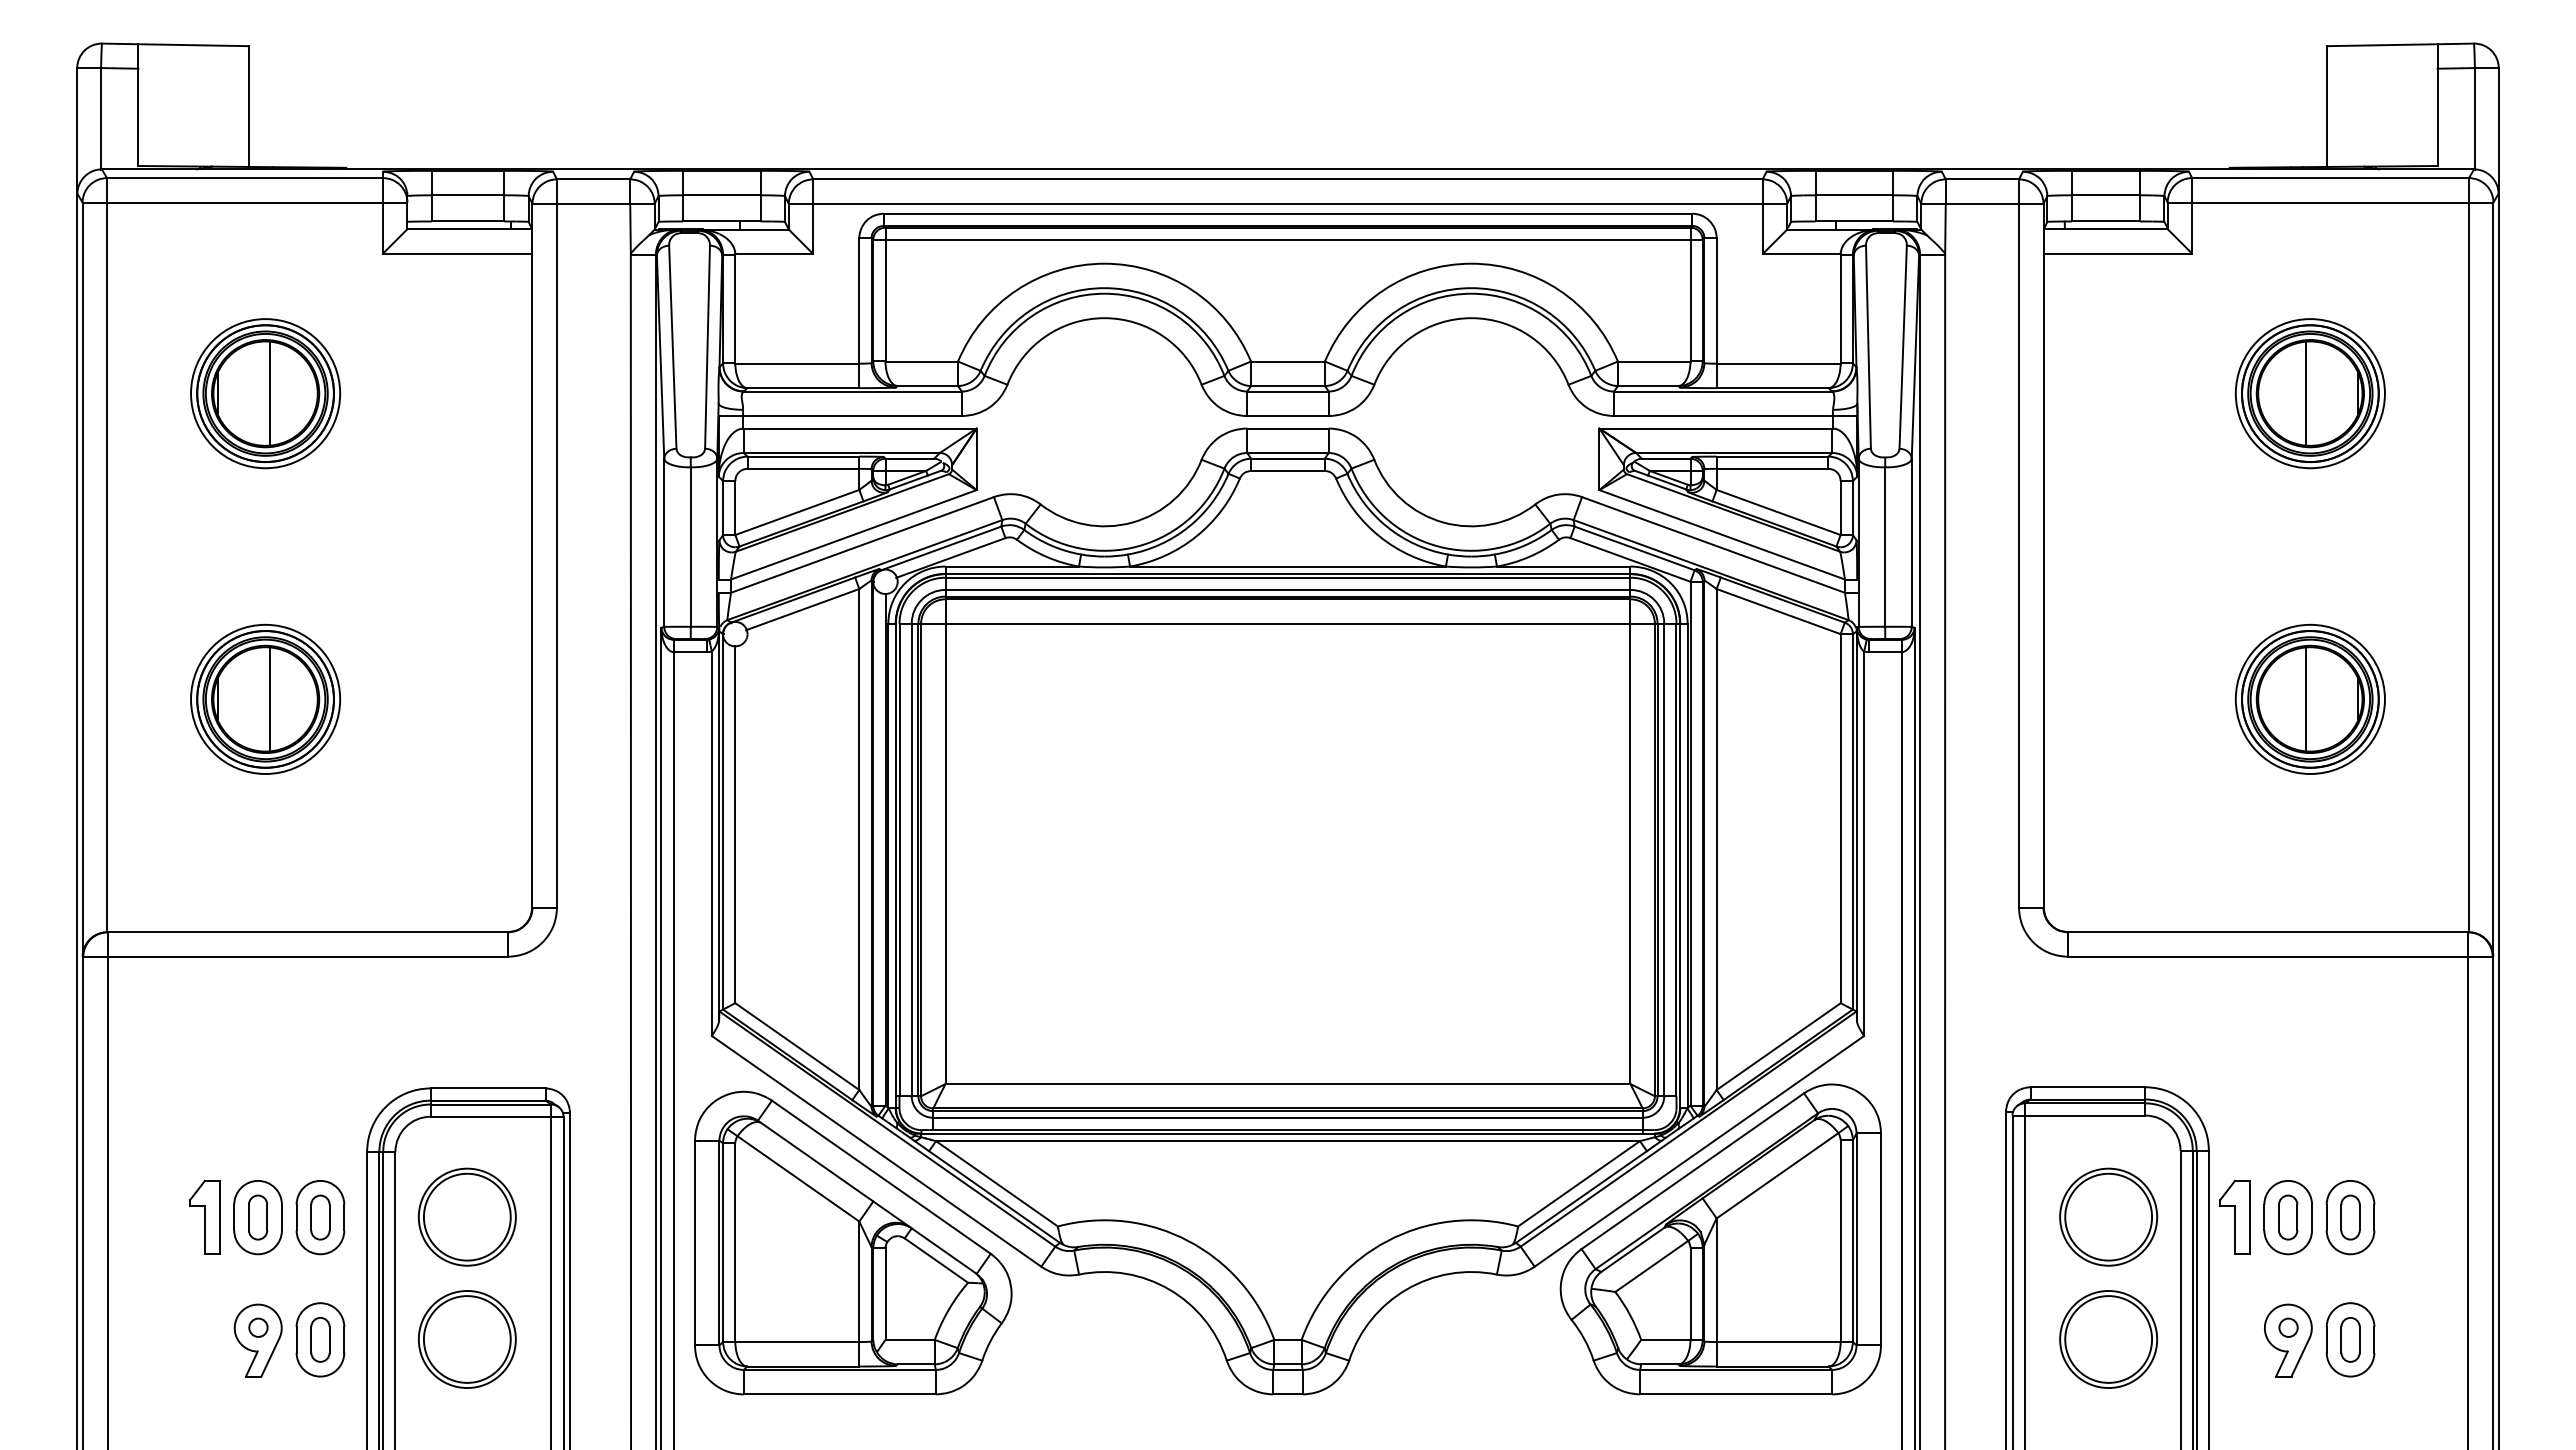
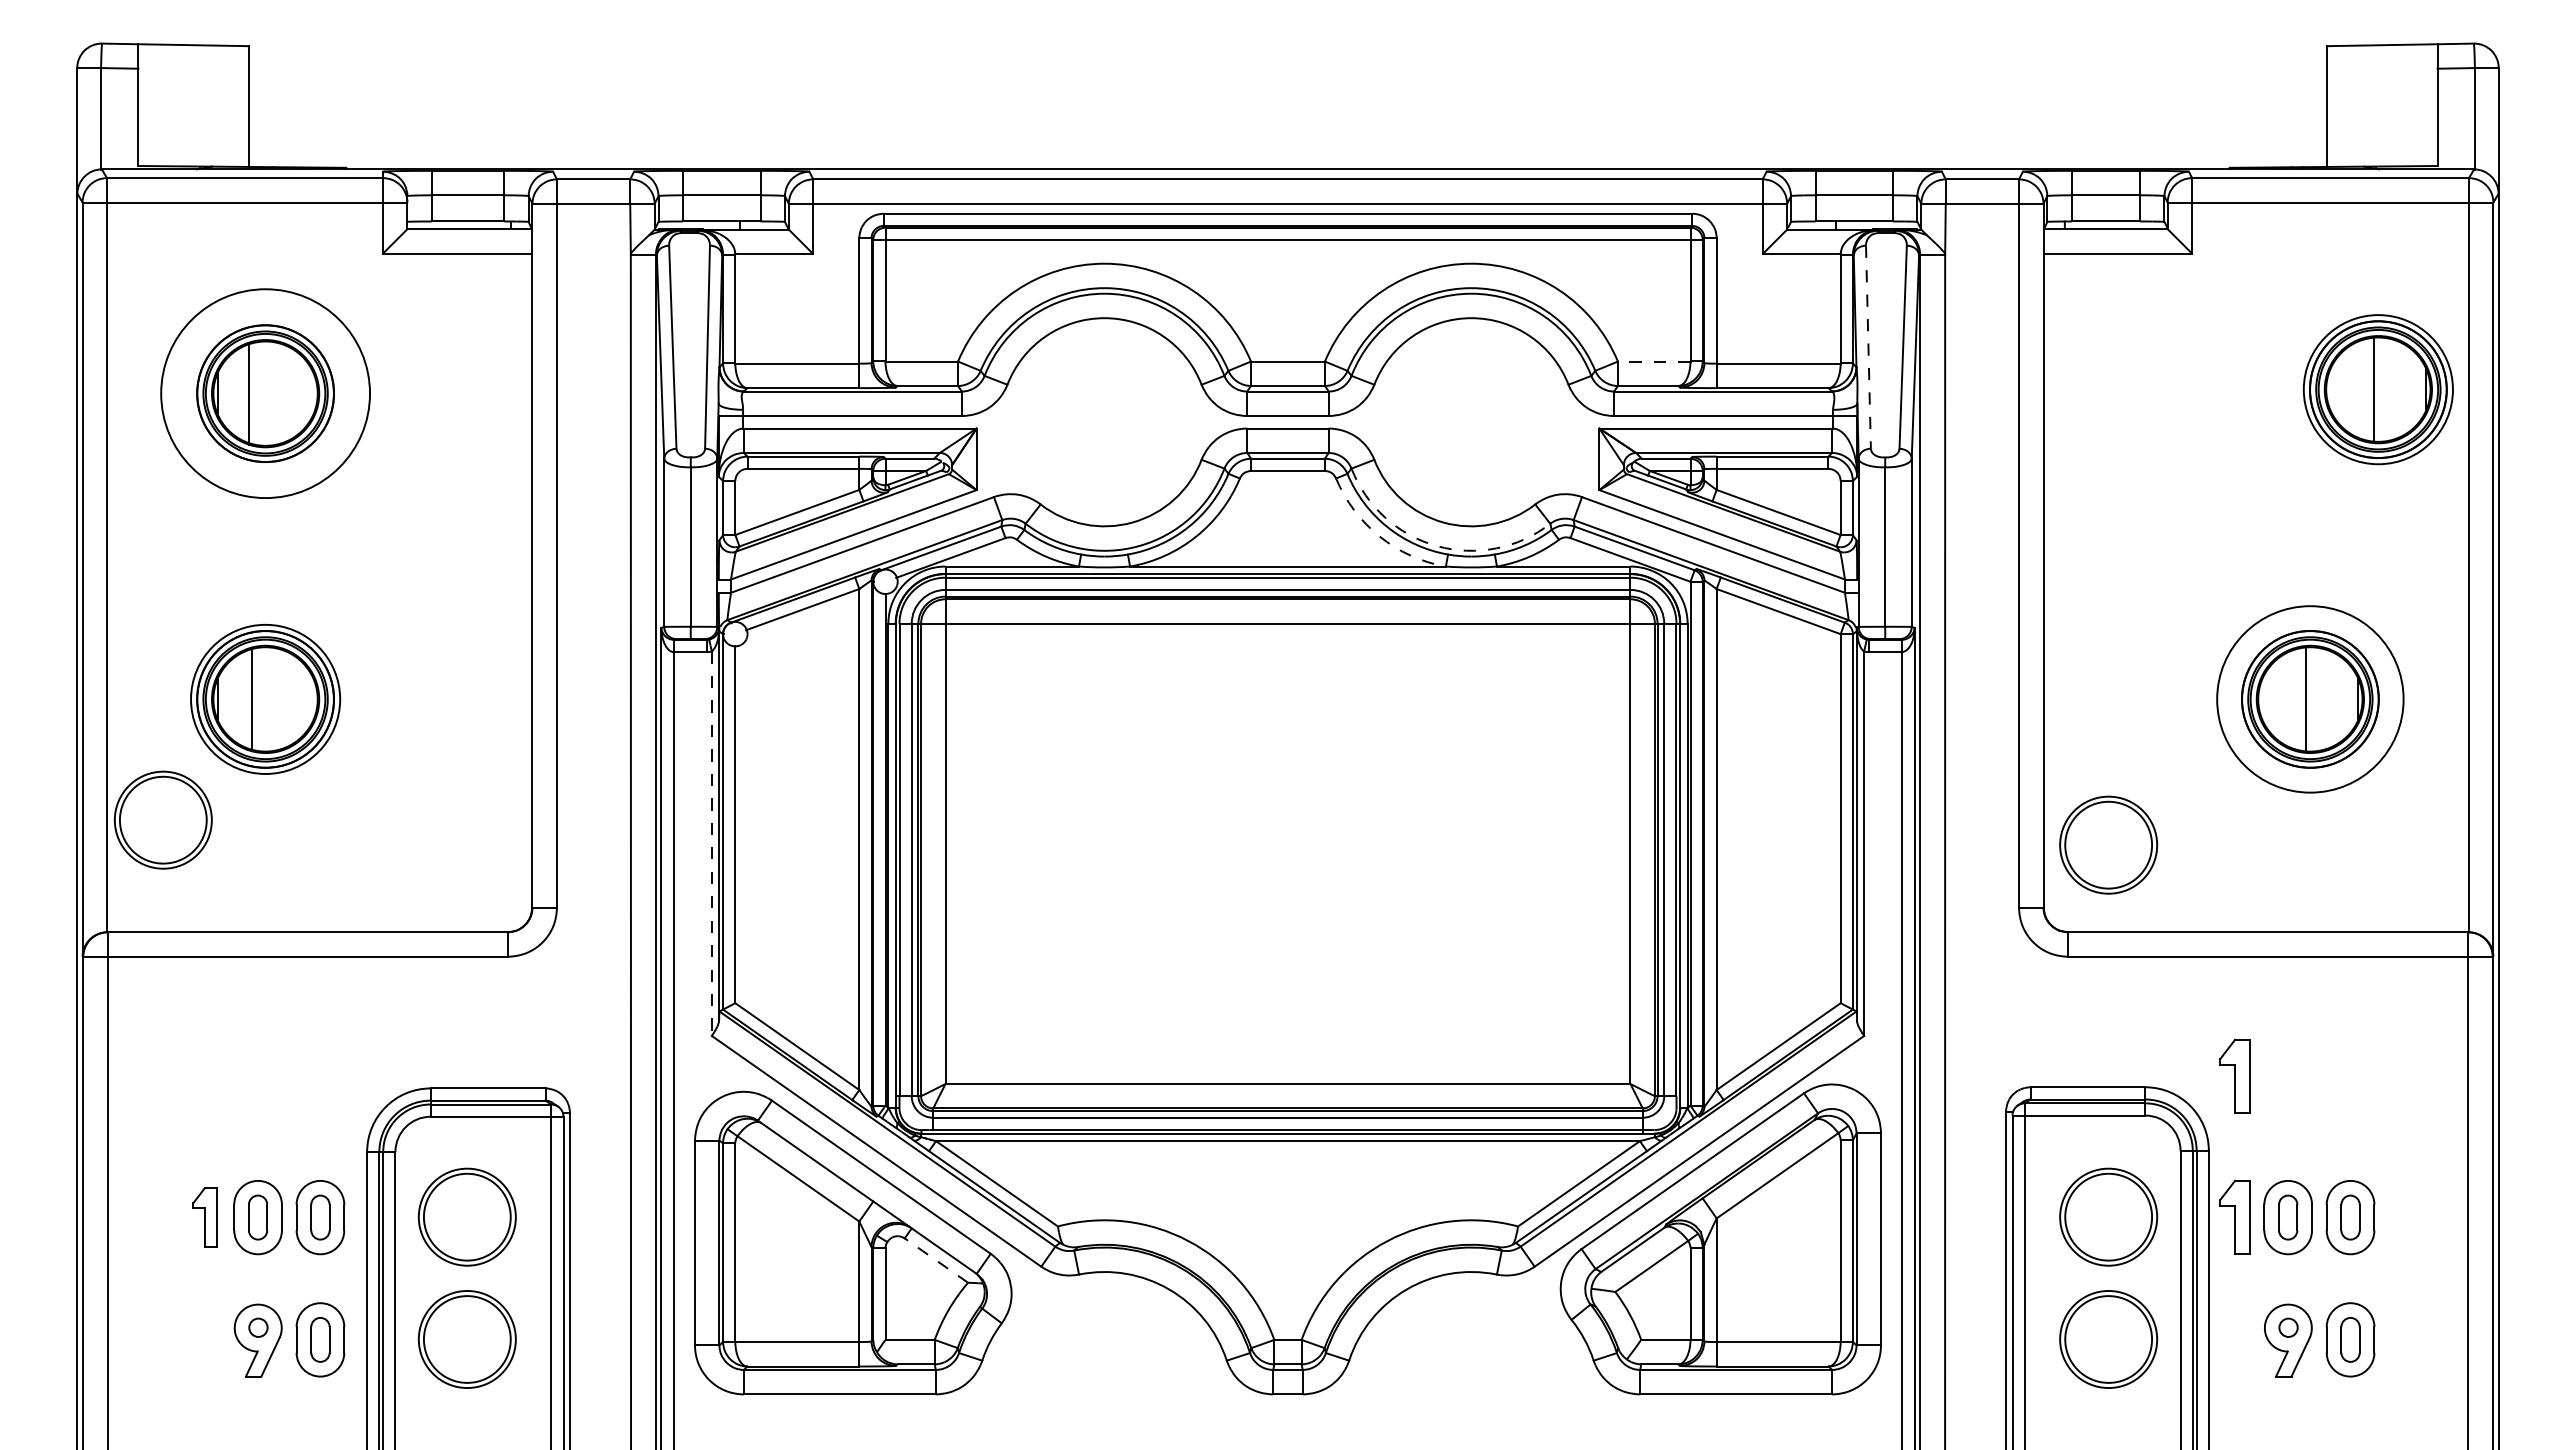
line: solid -> dashed (1868, 347)
line: solid -> dashed (1653, 361)
circle diameter: 149 px -> 209 px (265, 393)
line position: (270, 393) -> (249, 393) (249, 393)
part position: (2309, 393) -> (2377, 389) (2377, 389)
arc: solid -> dashed (1379, 536)
arc: solid -> dashed (1437, 546)
circle diameter: 149 px -> 186 px (2310, 699)
line position: (270, 699) -> (252, 699) (252, 699)
part: none -> present (162, 819)
line: solid -> dashed (711, 844)
part: none -> present (2108, 844)
part: none -> present (2234, 1075)
part size: 32x76 px -> 26x61 px (204, 1217)
line: solid -> dashed (936, 1260)
